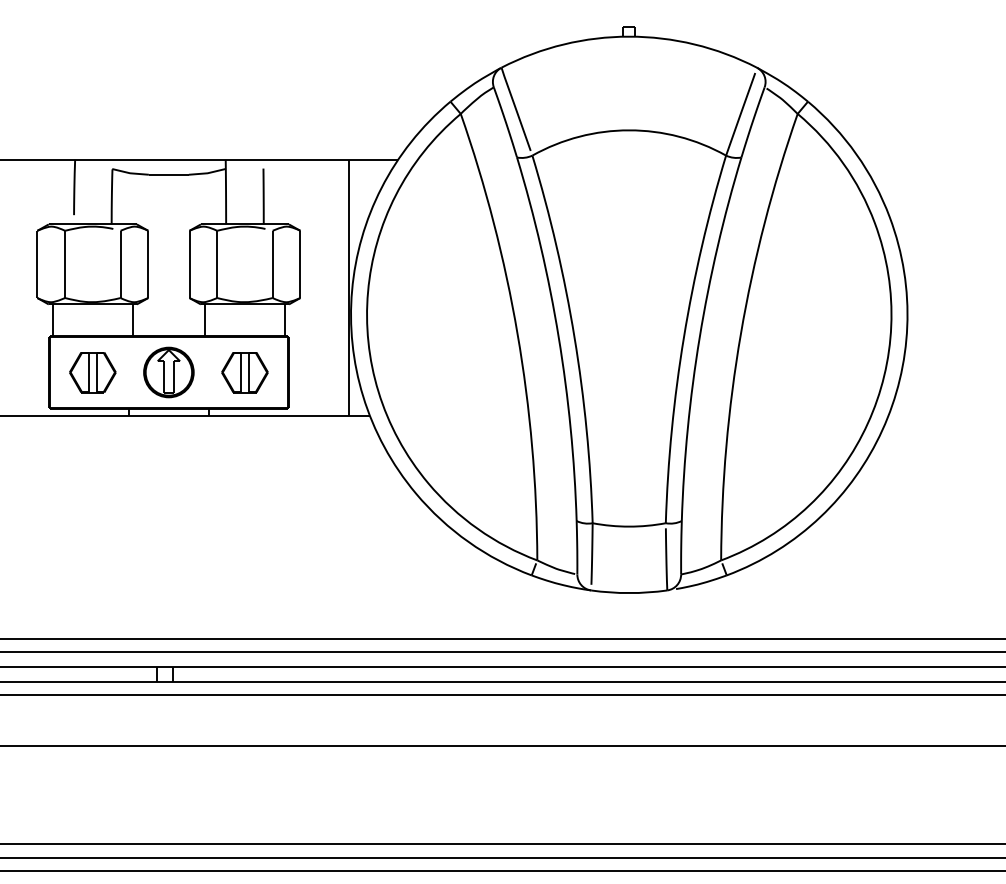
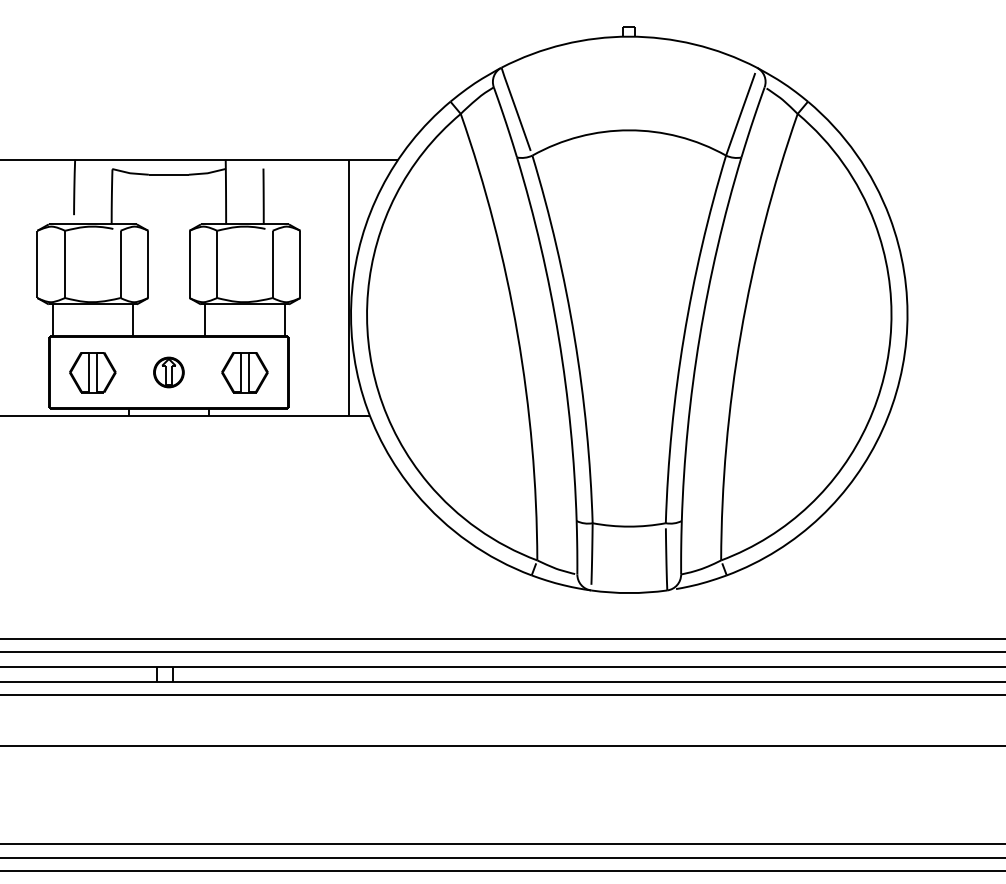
part size: 52x53 px -> 32x33 px (168, 372)
